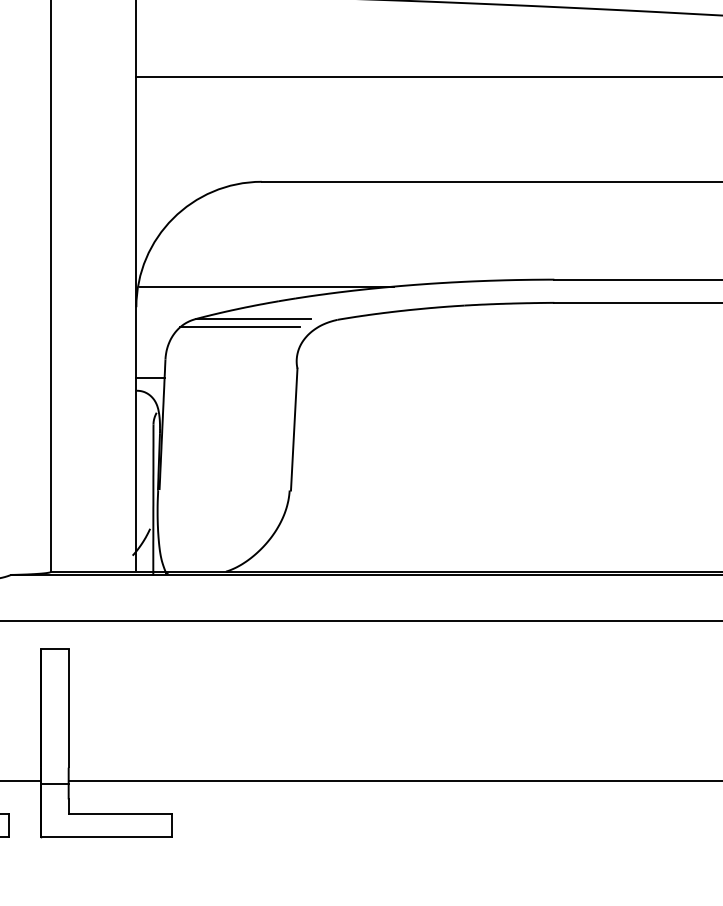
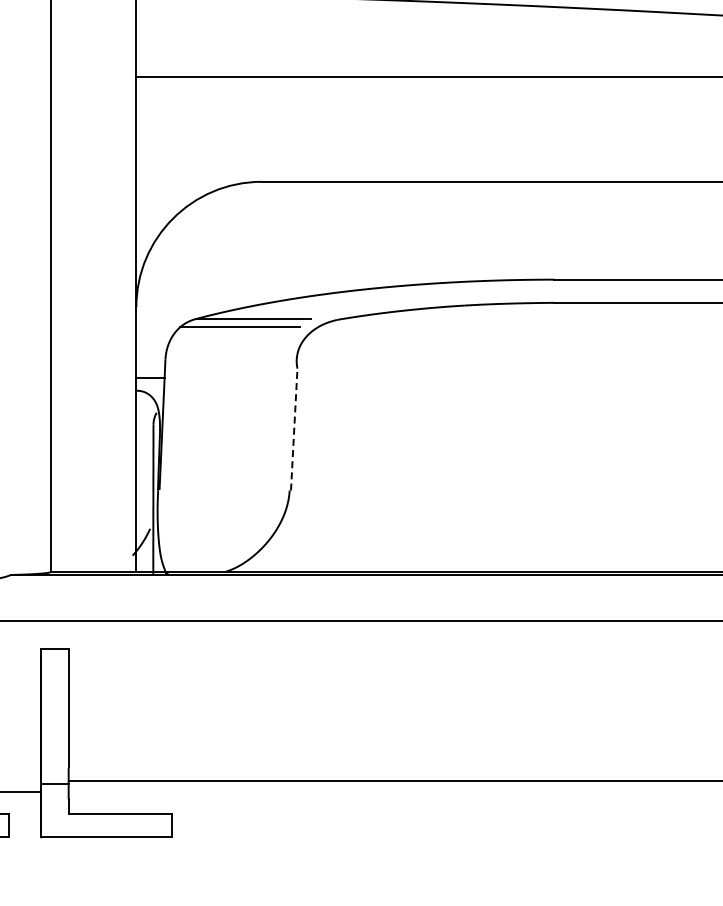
line: present -> none (266, 286)
line: solid -> dashed (294, 429)
line position: (21, 780) -> (21, 791) (21, 791)
